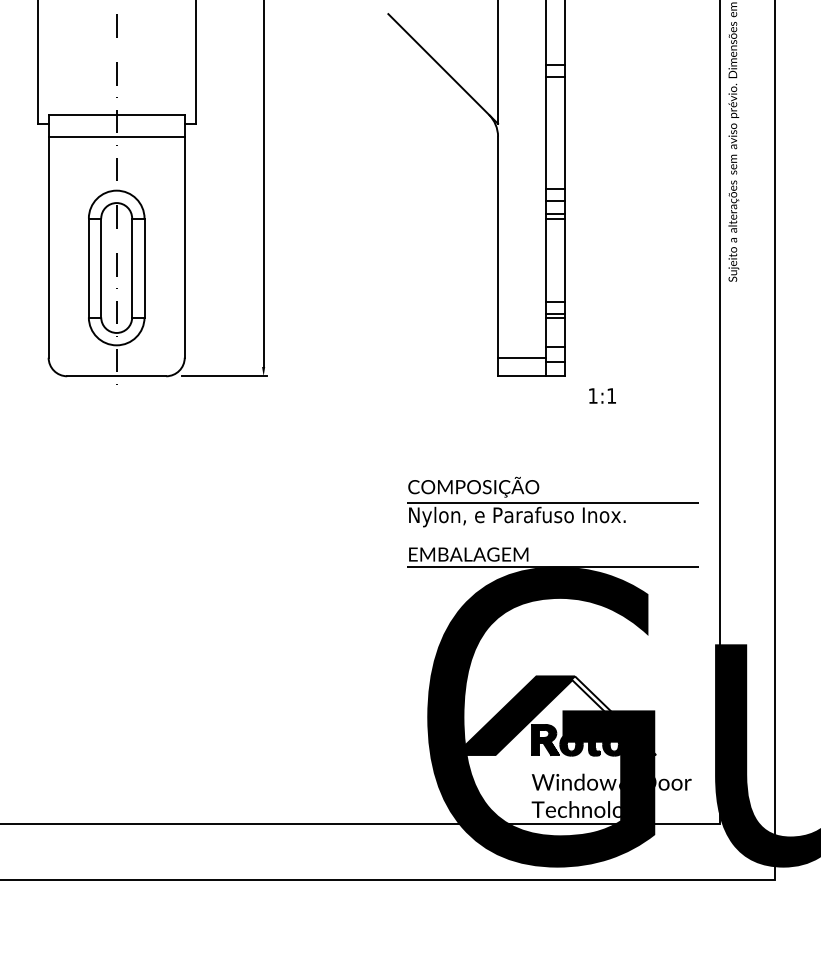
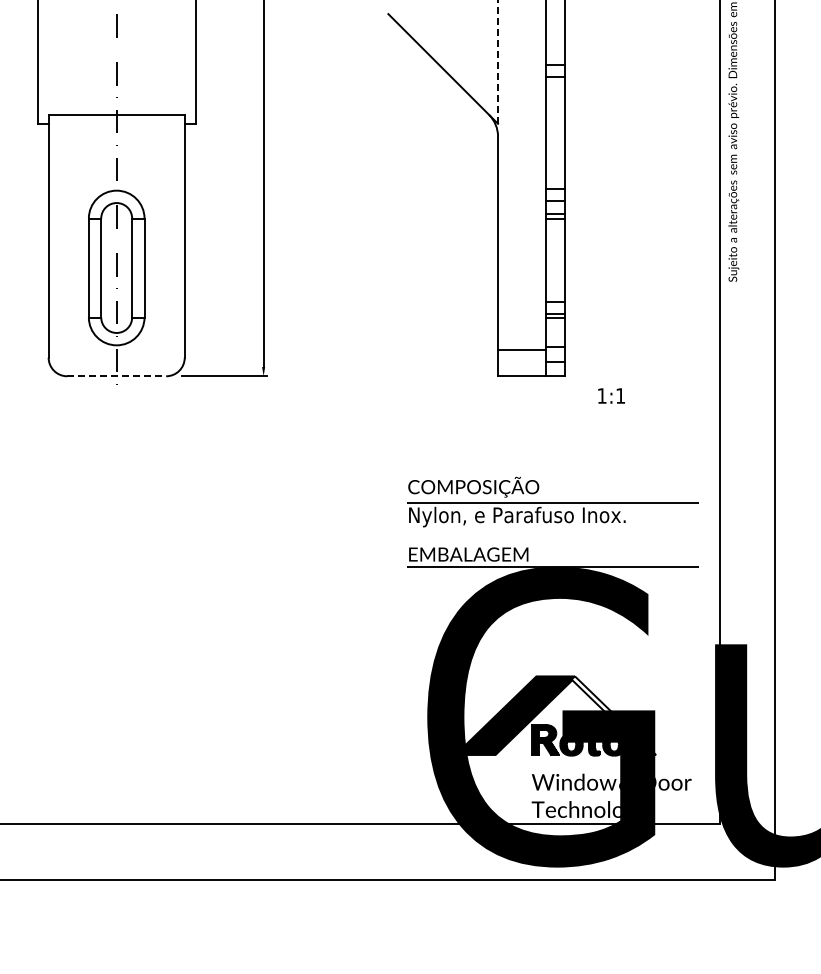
line: solid -> dashed (498, 61)
line: present -> none (116, 136)
line position: (522, 357) -> (522, 349) (522, 349)
line: solid -> dashed (117, 376)
text position: (602, 395) -> (611, 395) (611, 395)
